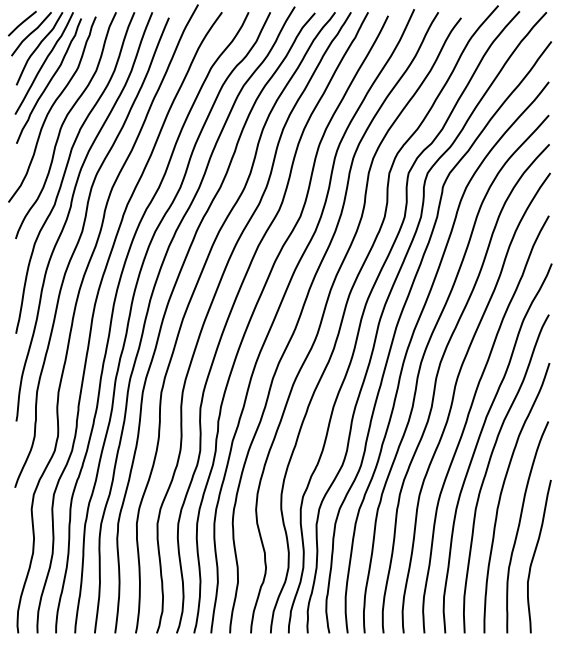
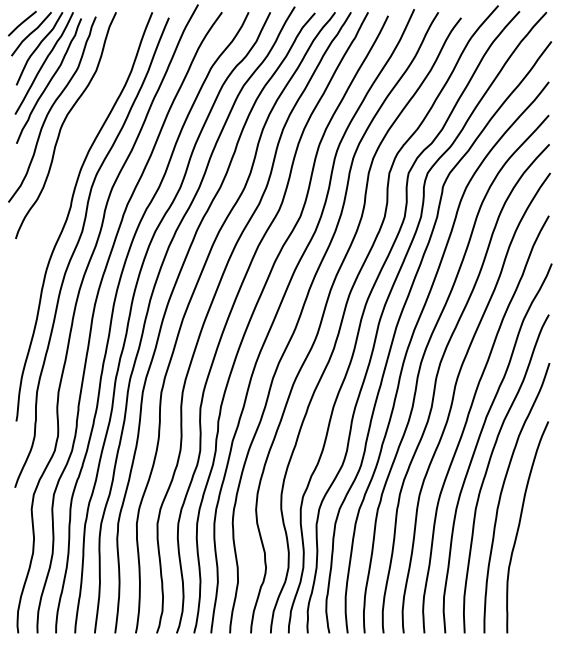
curve: present -> none (66, 171)
curve: present -> none (535, 553)
